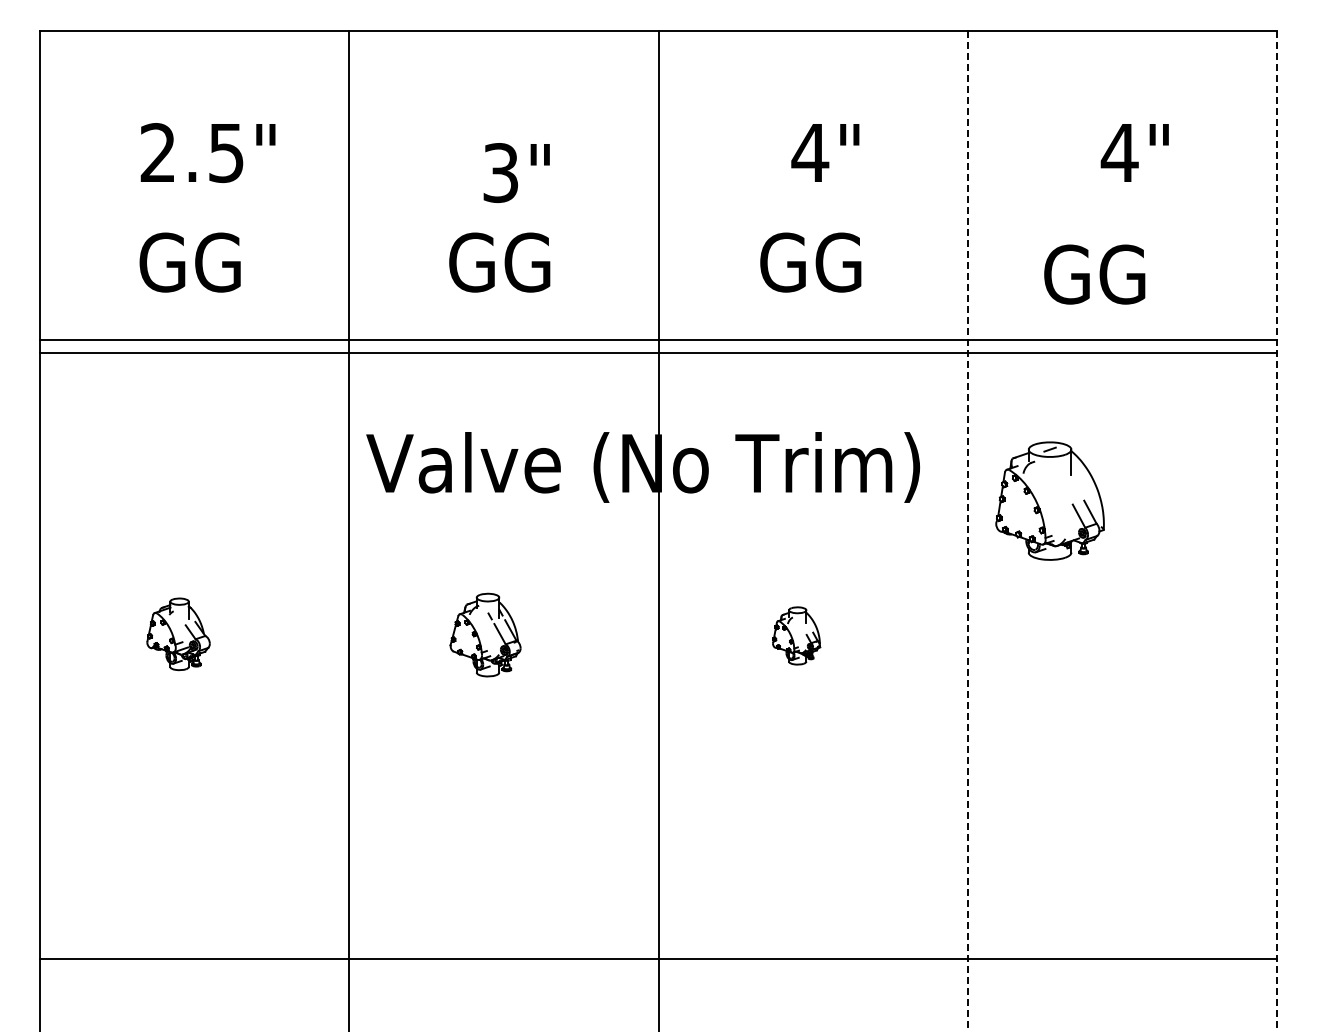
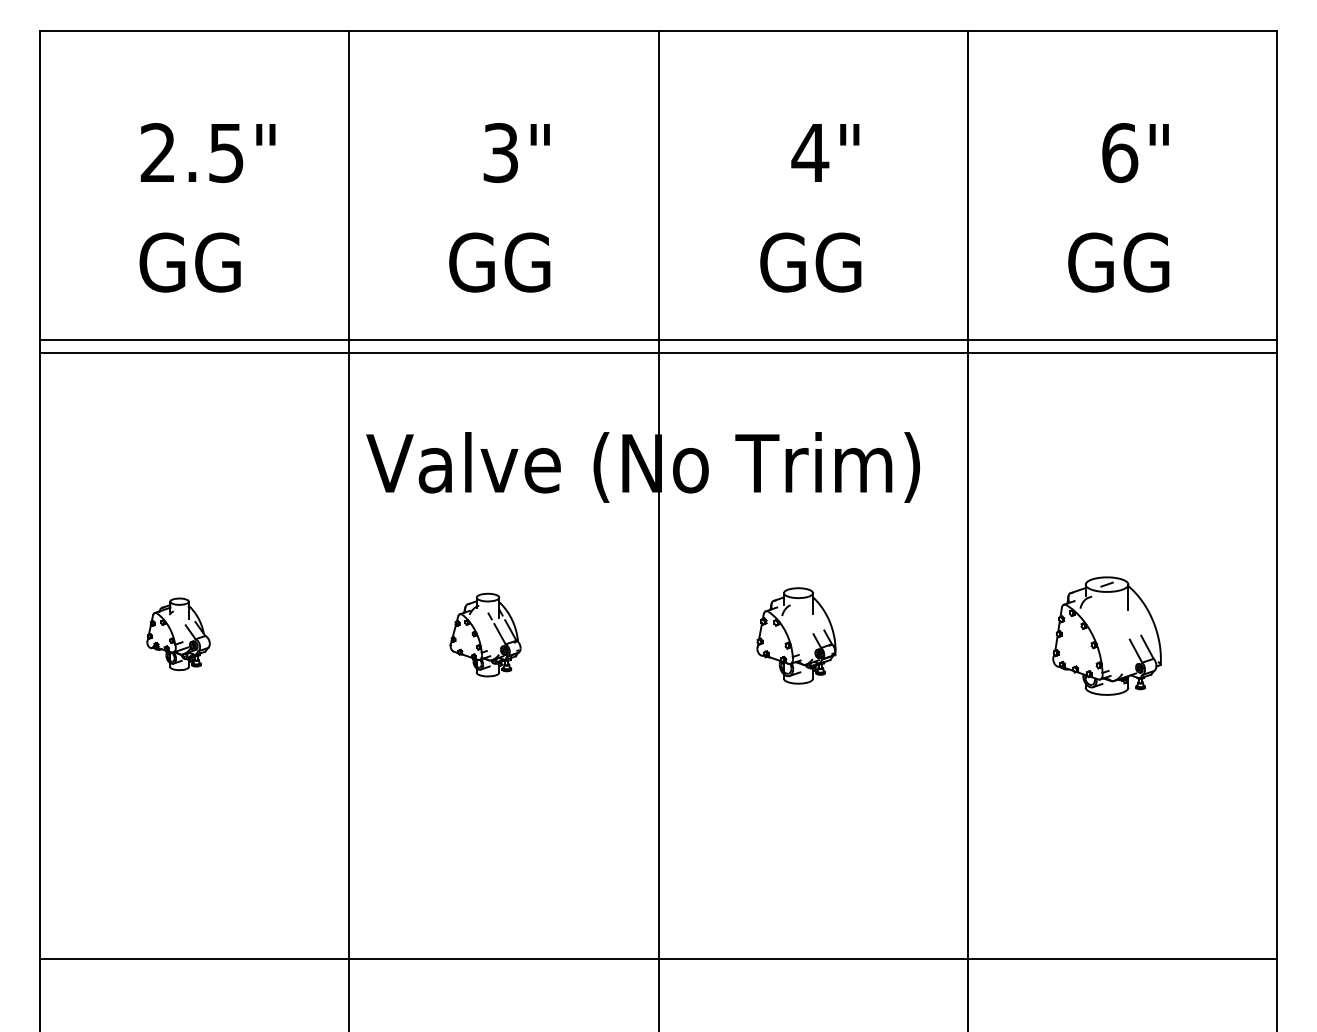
text: 4" -> 6" (1119, 153)
text position: (516, 172) -> (516, 152) (516, 152)
text position: (1094, 274) -> (1118, 262) (1118, 262)
part position: (1049, 500) -> (1106, 635) (1106, 635)
line: dashed -> solid (967, 531)
line: dashed -> solid (1277, 531)
part size: 50x60 px -> 81x98 px (796, 635)
